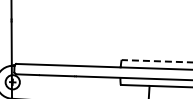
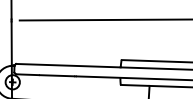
line: none -> present (104, 19)
line: dashed -> solid (156, 61)
